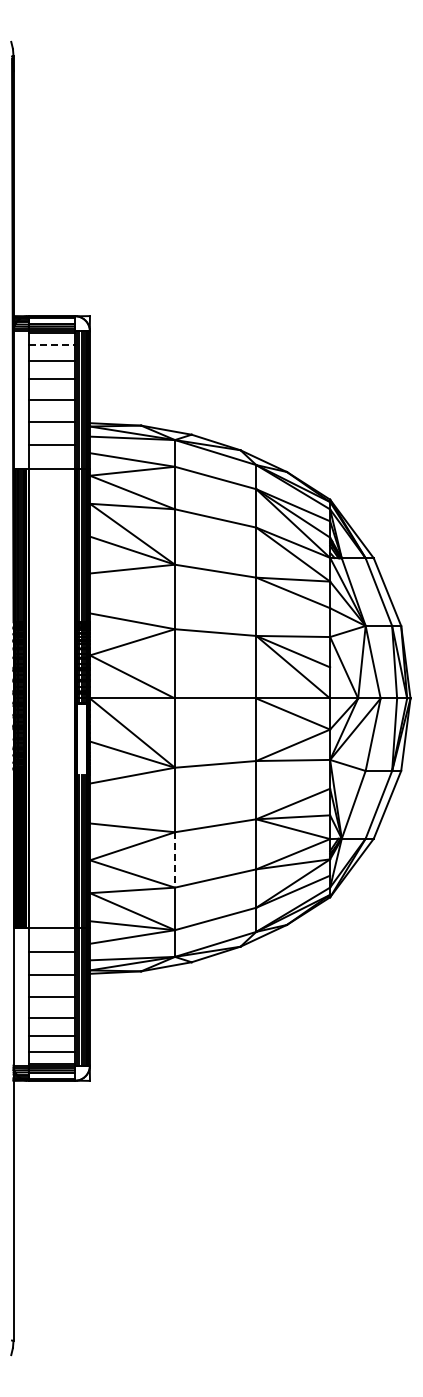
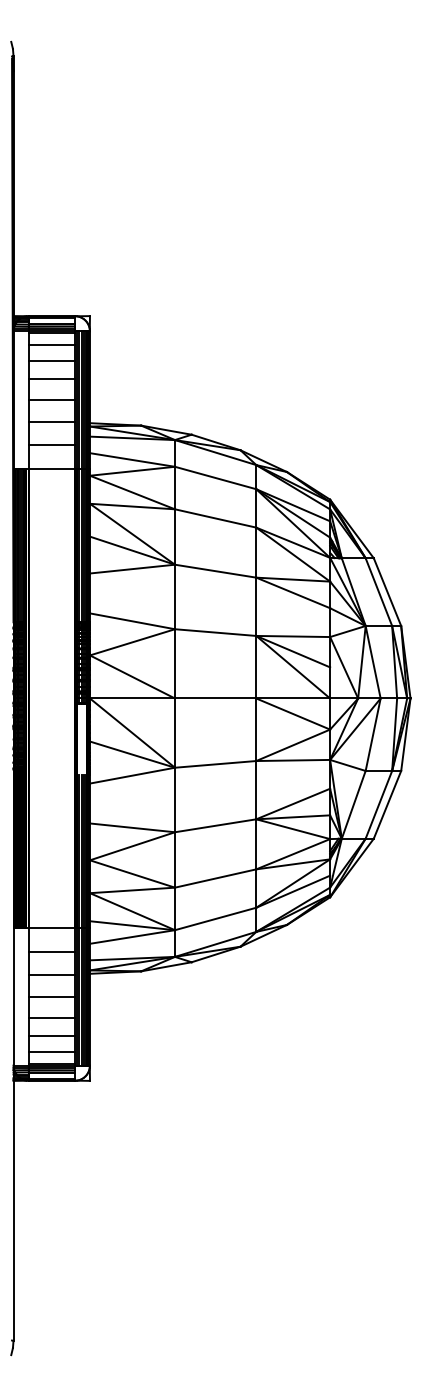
line: dashed -> solid (51, 345)
line: dashed -> solid (175, 859)
